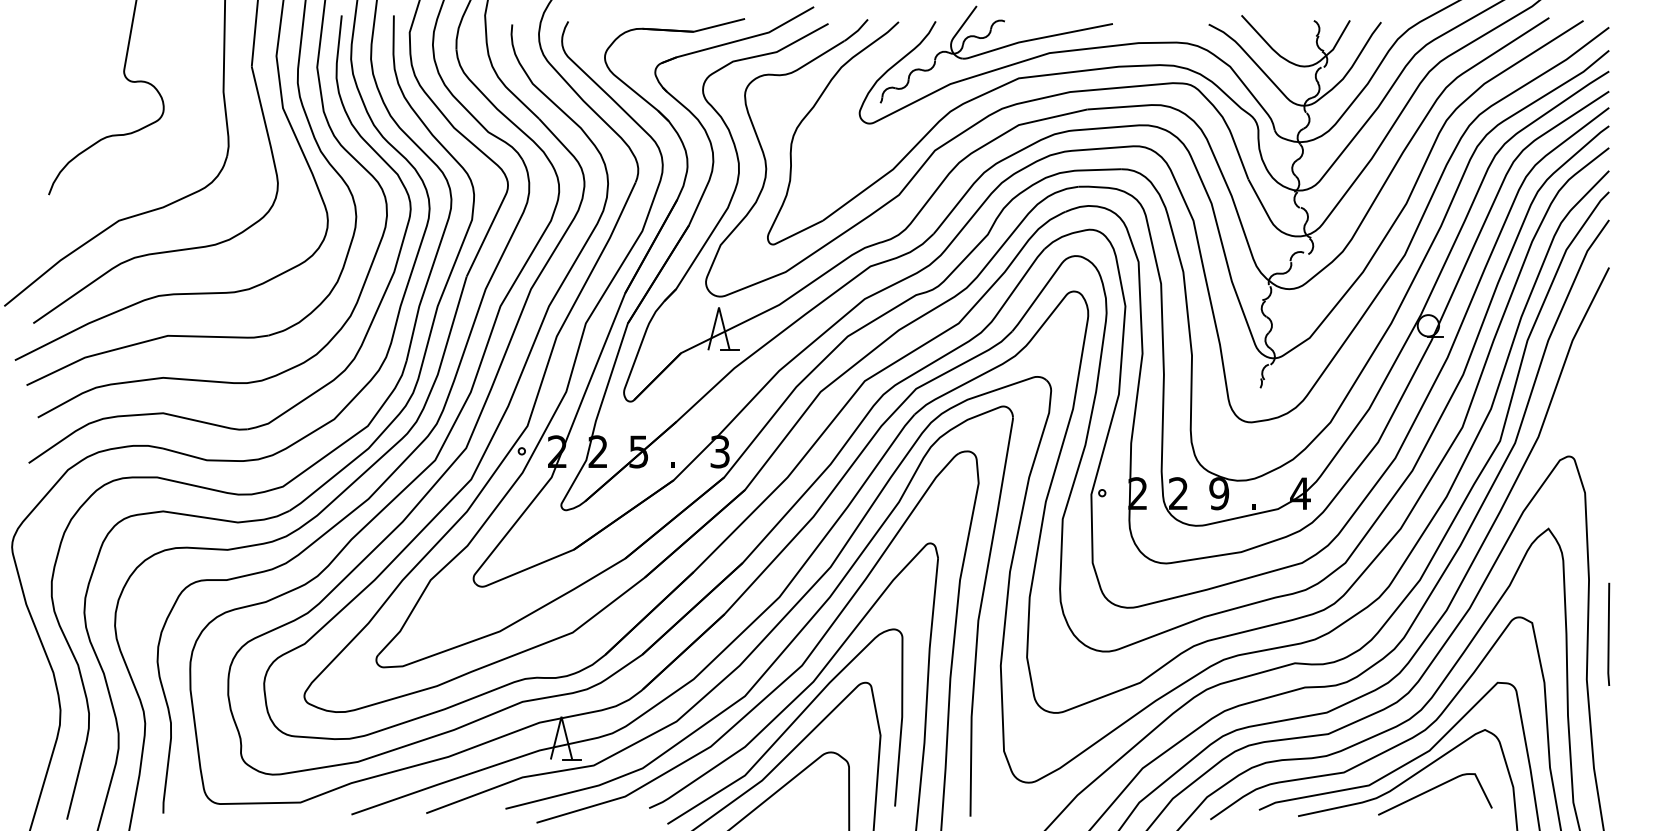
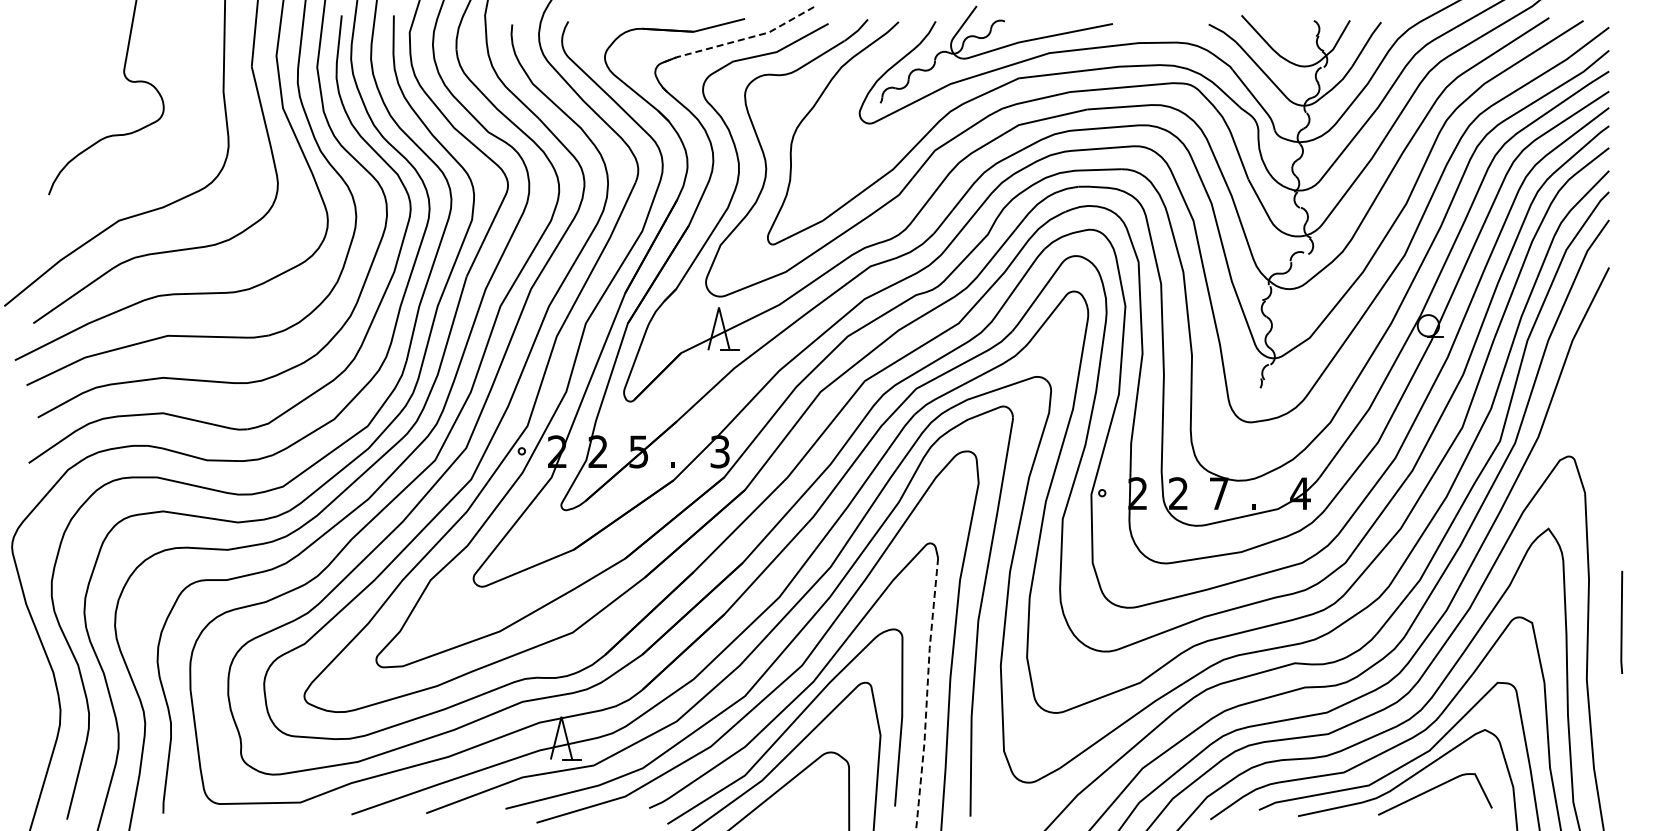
line: solid -> dashed (740, 40)
text: 9 -> 7 (1219, 493)
line position: (1608, 633) -> (1621, 621) (1621, 621)
line: solid -> dashed (927, 695)
